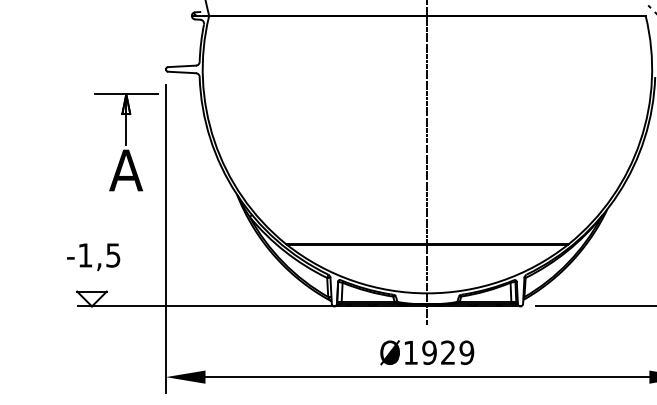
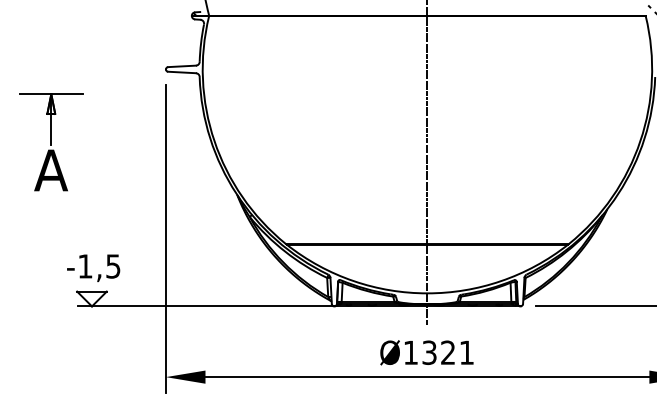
part position: (126, 142) -> (51, 142) (51, 142)
text position: (93, 256) -> (93, 267) (93, 267)
text: Ø1929 -> Ø1321 (448, 352)
